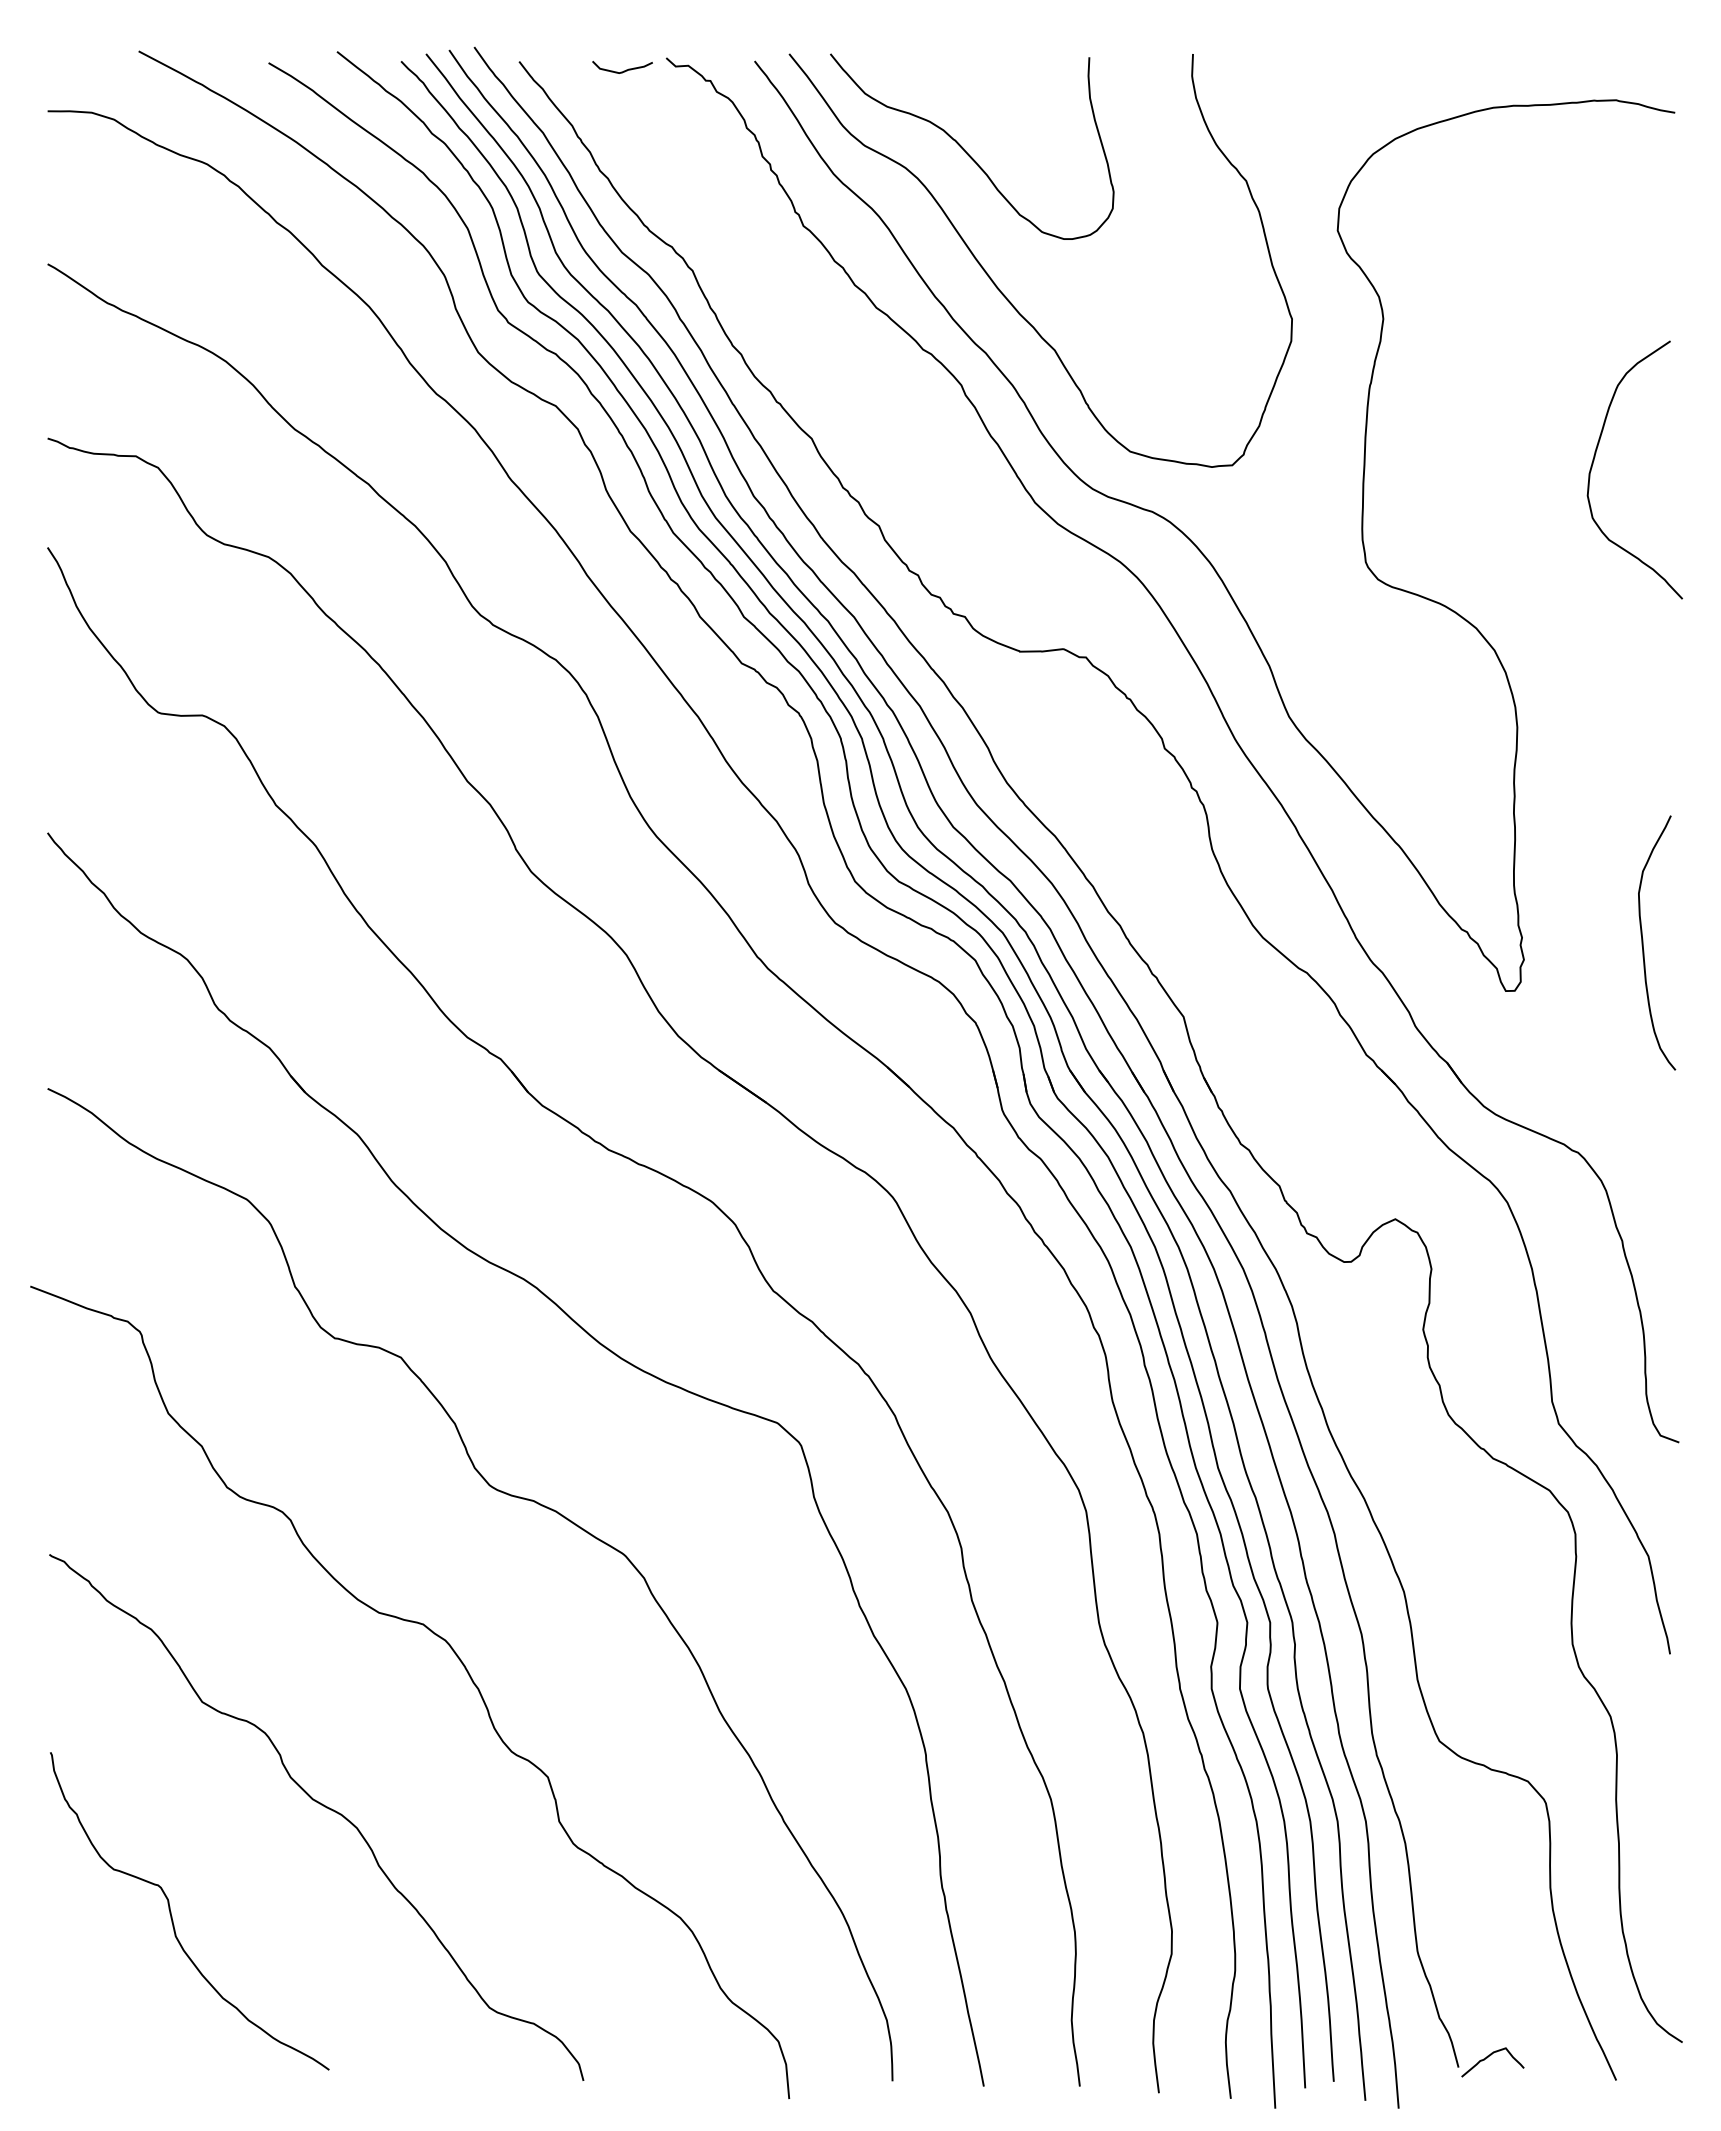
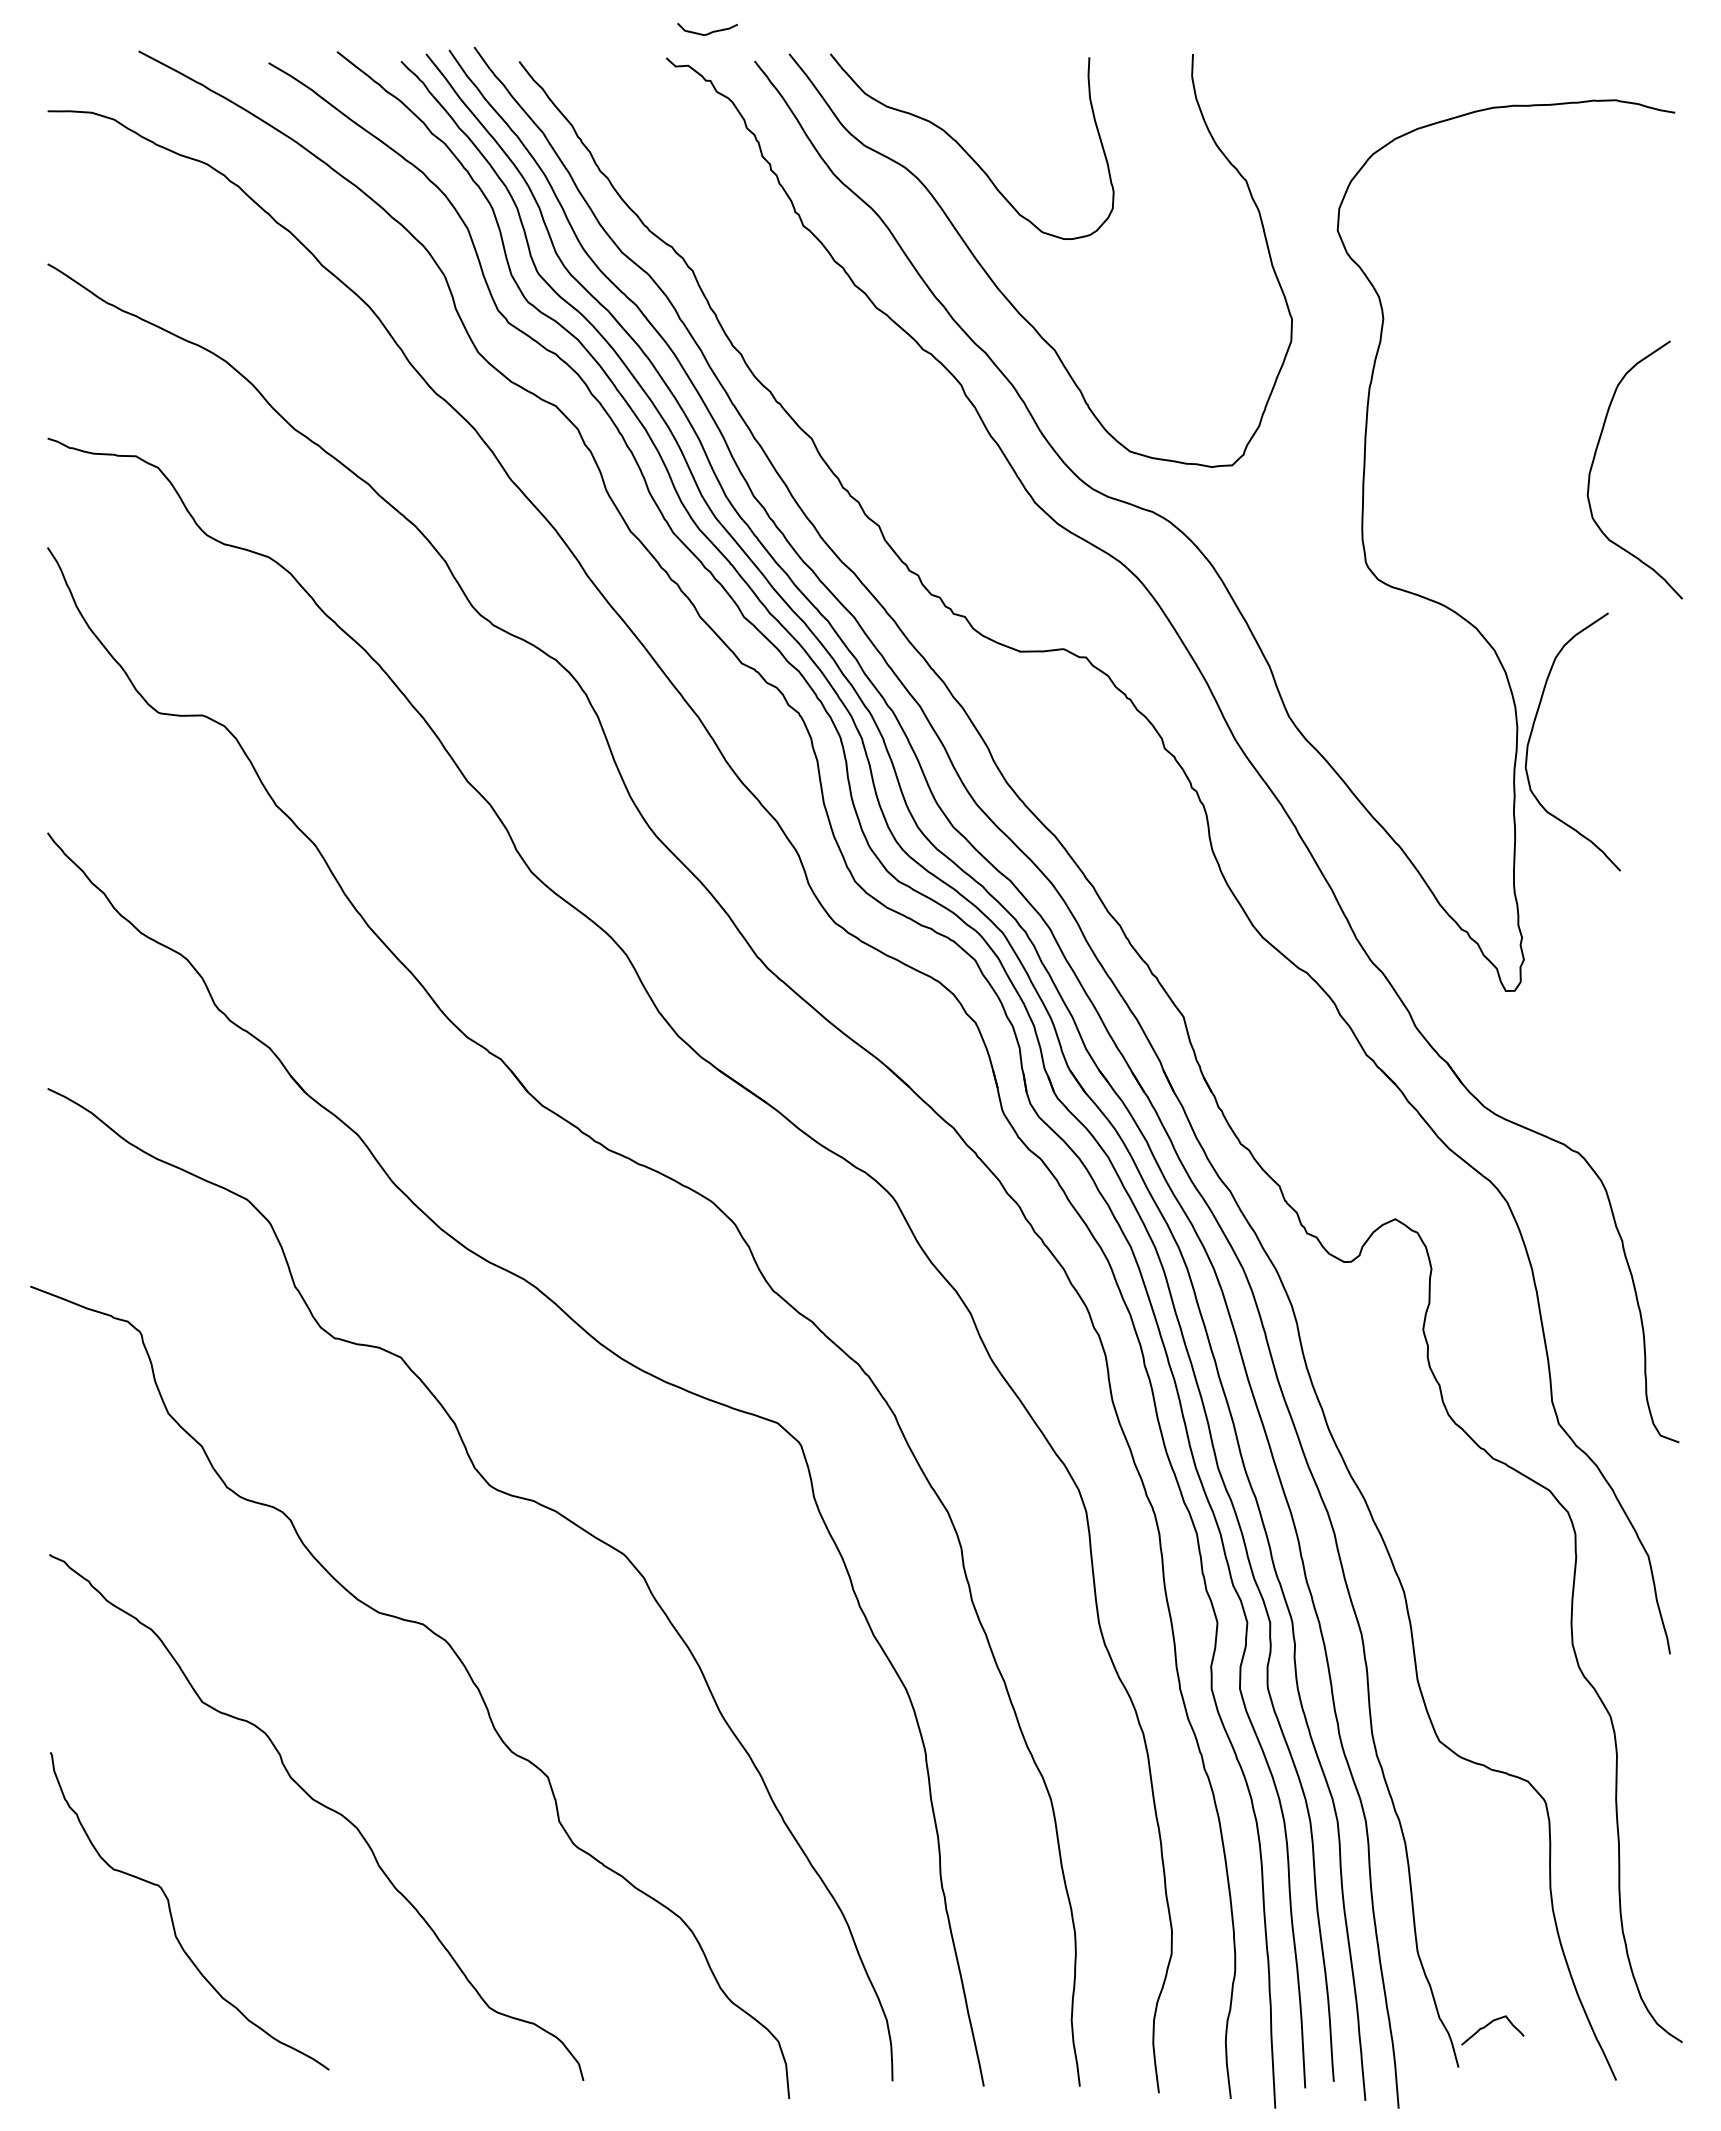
curve position: (623, 70) -> (708, 32) (708, 32)
curve: none -> present (1533, 729)
curve: present -> none (1643, 942)
curve position: (1488, 2057) -> (1488, 2025) (1488, 2025)
